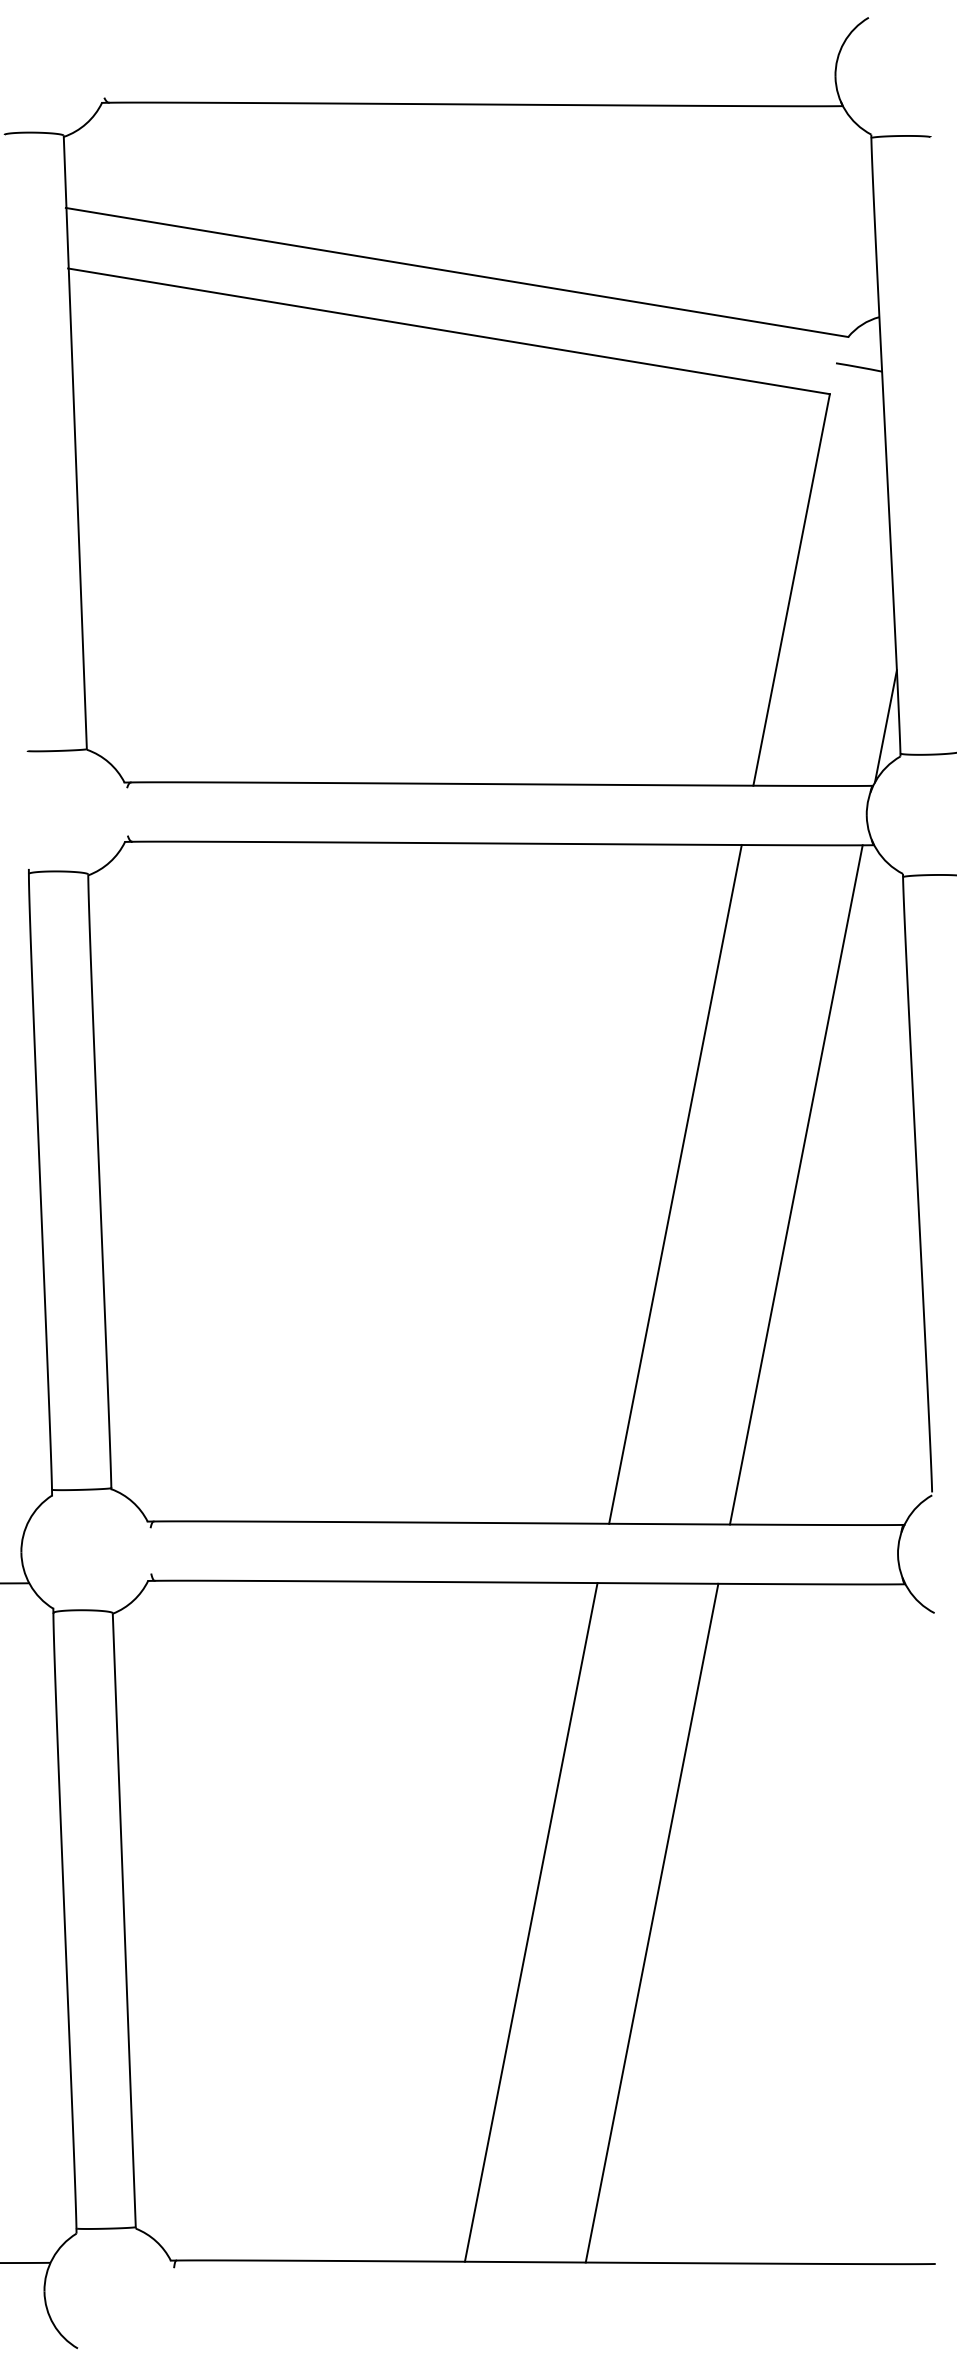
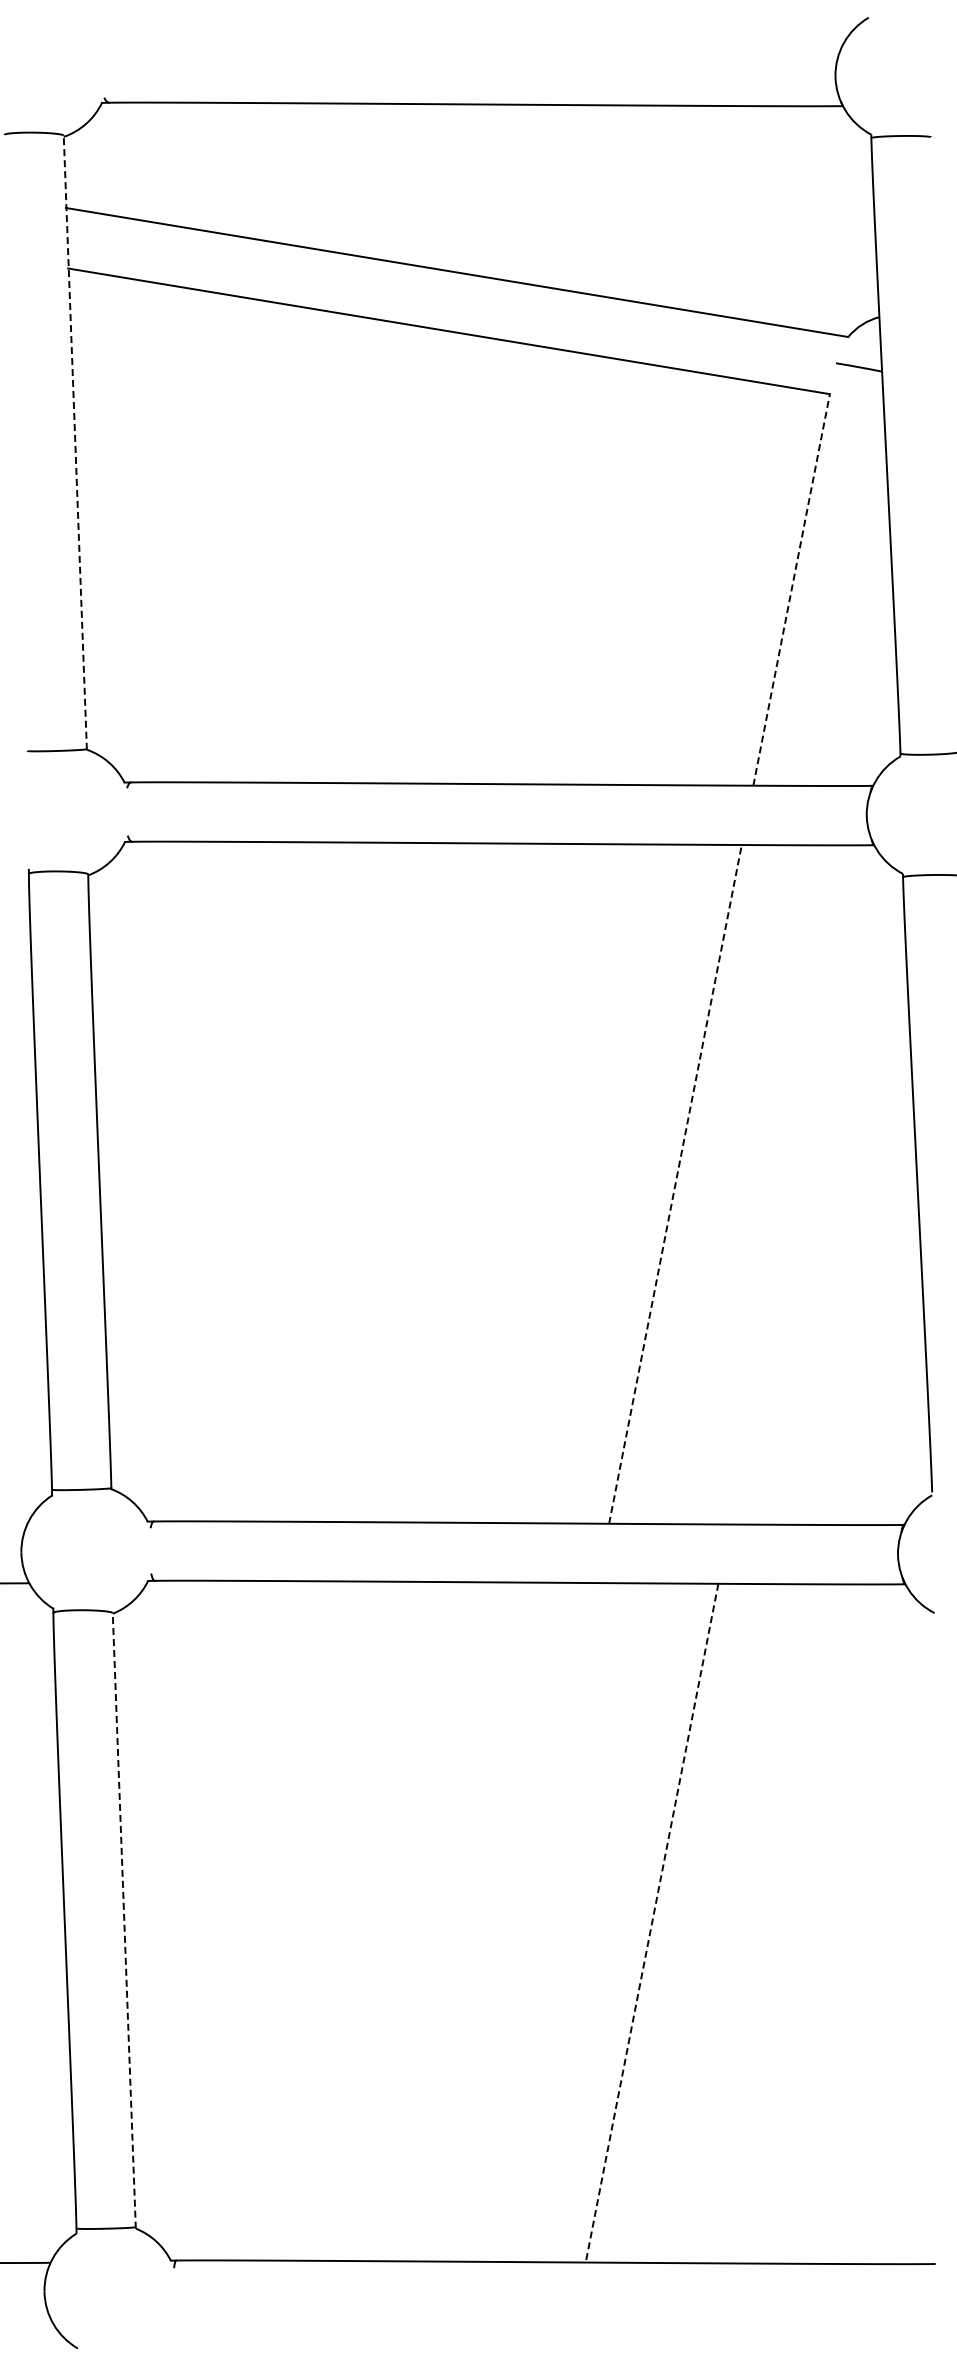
line: solid -> dashed (75, 441)
line: solid -> dashed (791, 589)
line: present -> none (885, 726)
line: solid -> dashed (675, 1184)
line: present -> none (795, 1184)
line: solid -> dashed (124, 1921)
line: present -> none (530, 1922)
line: solid -> dashed (652, 1923)
